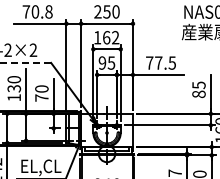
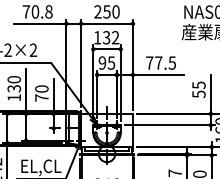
text: 162 -> 132 (106, 37)
line: dashed -> solid (25, 62)
text: 85 -> 55 (198, 94)
